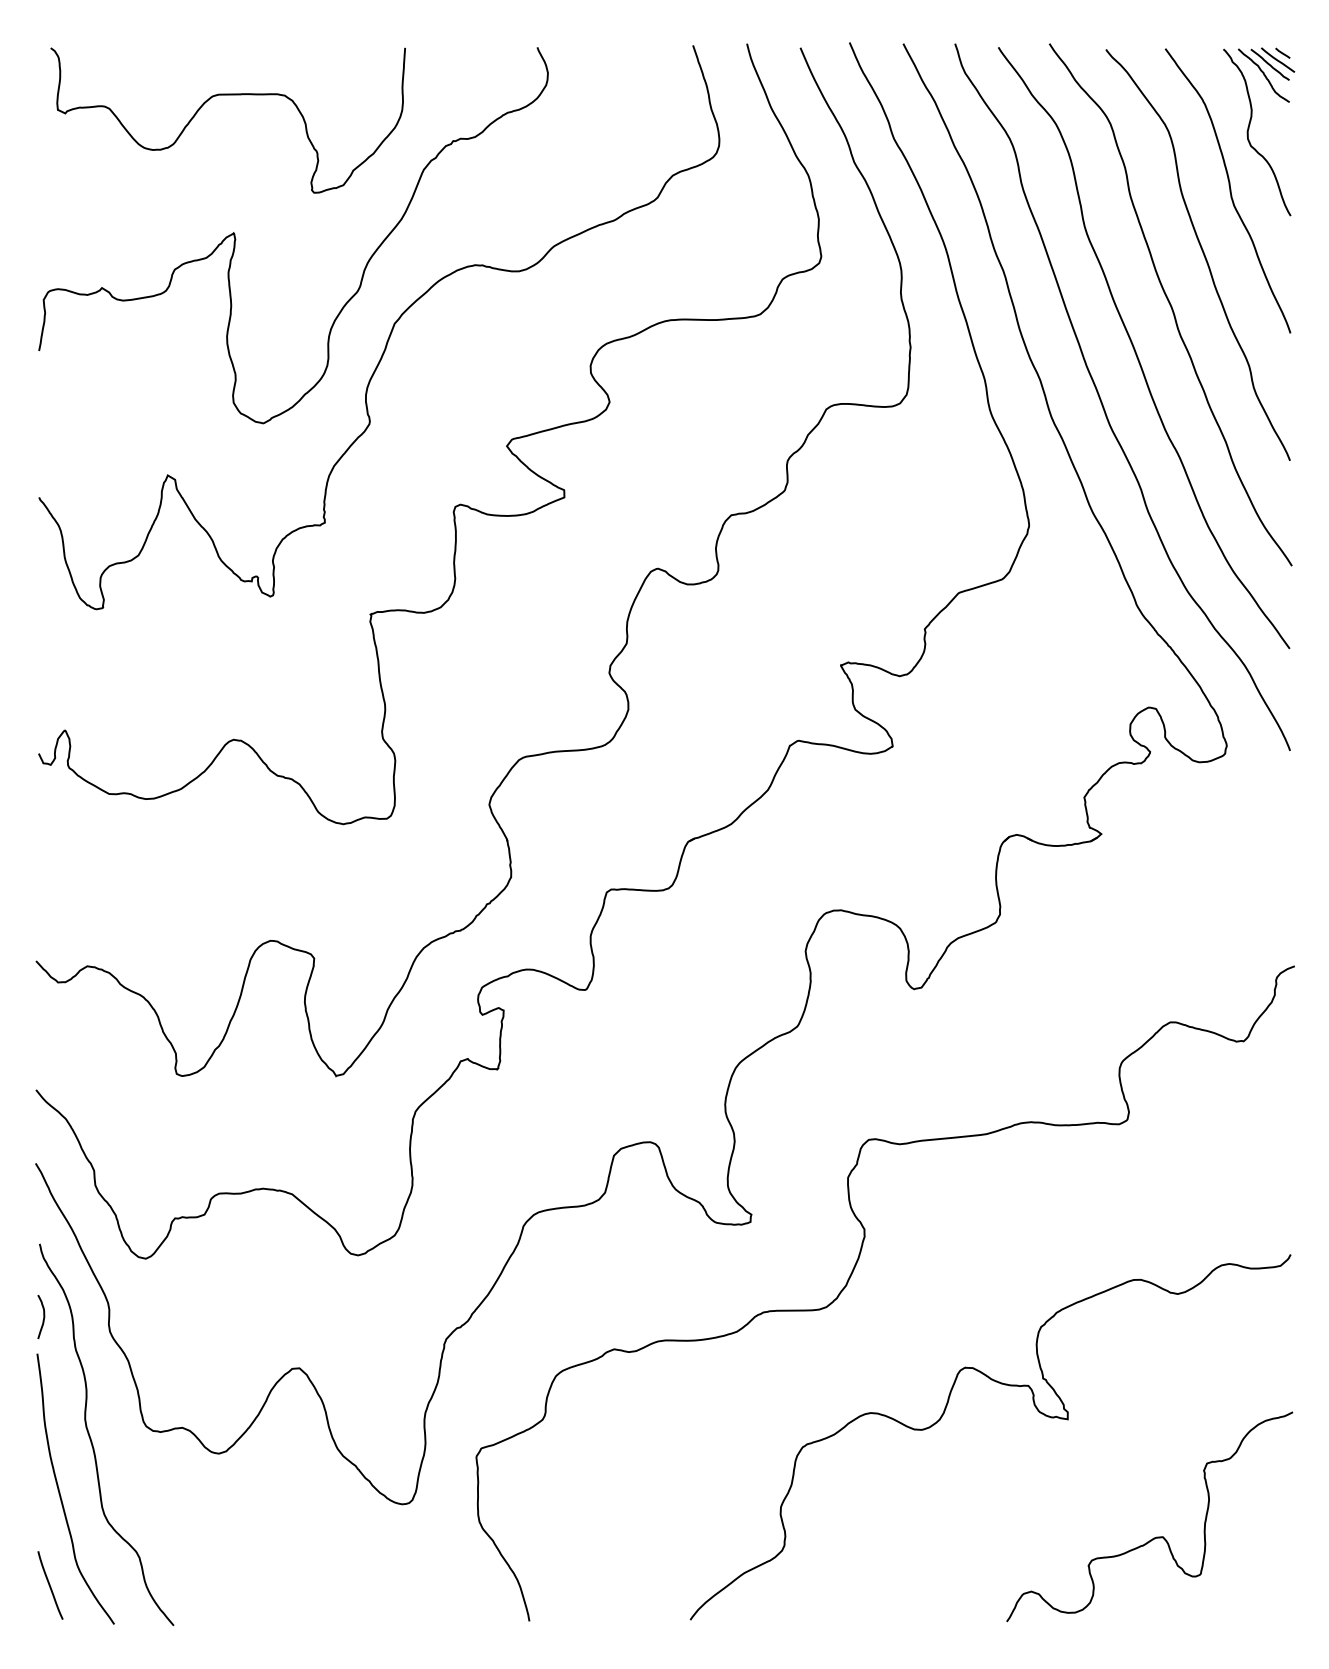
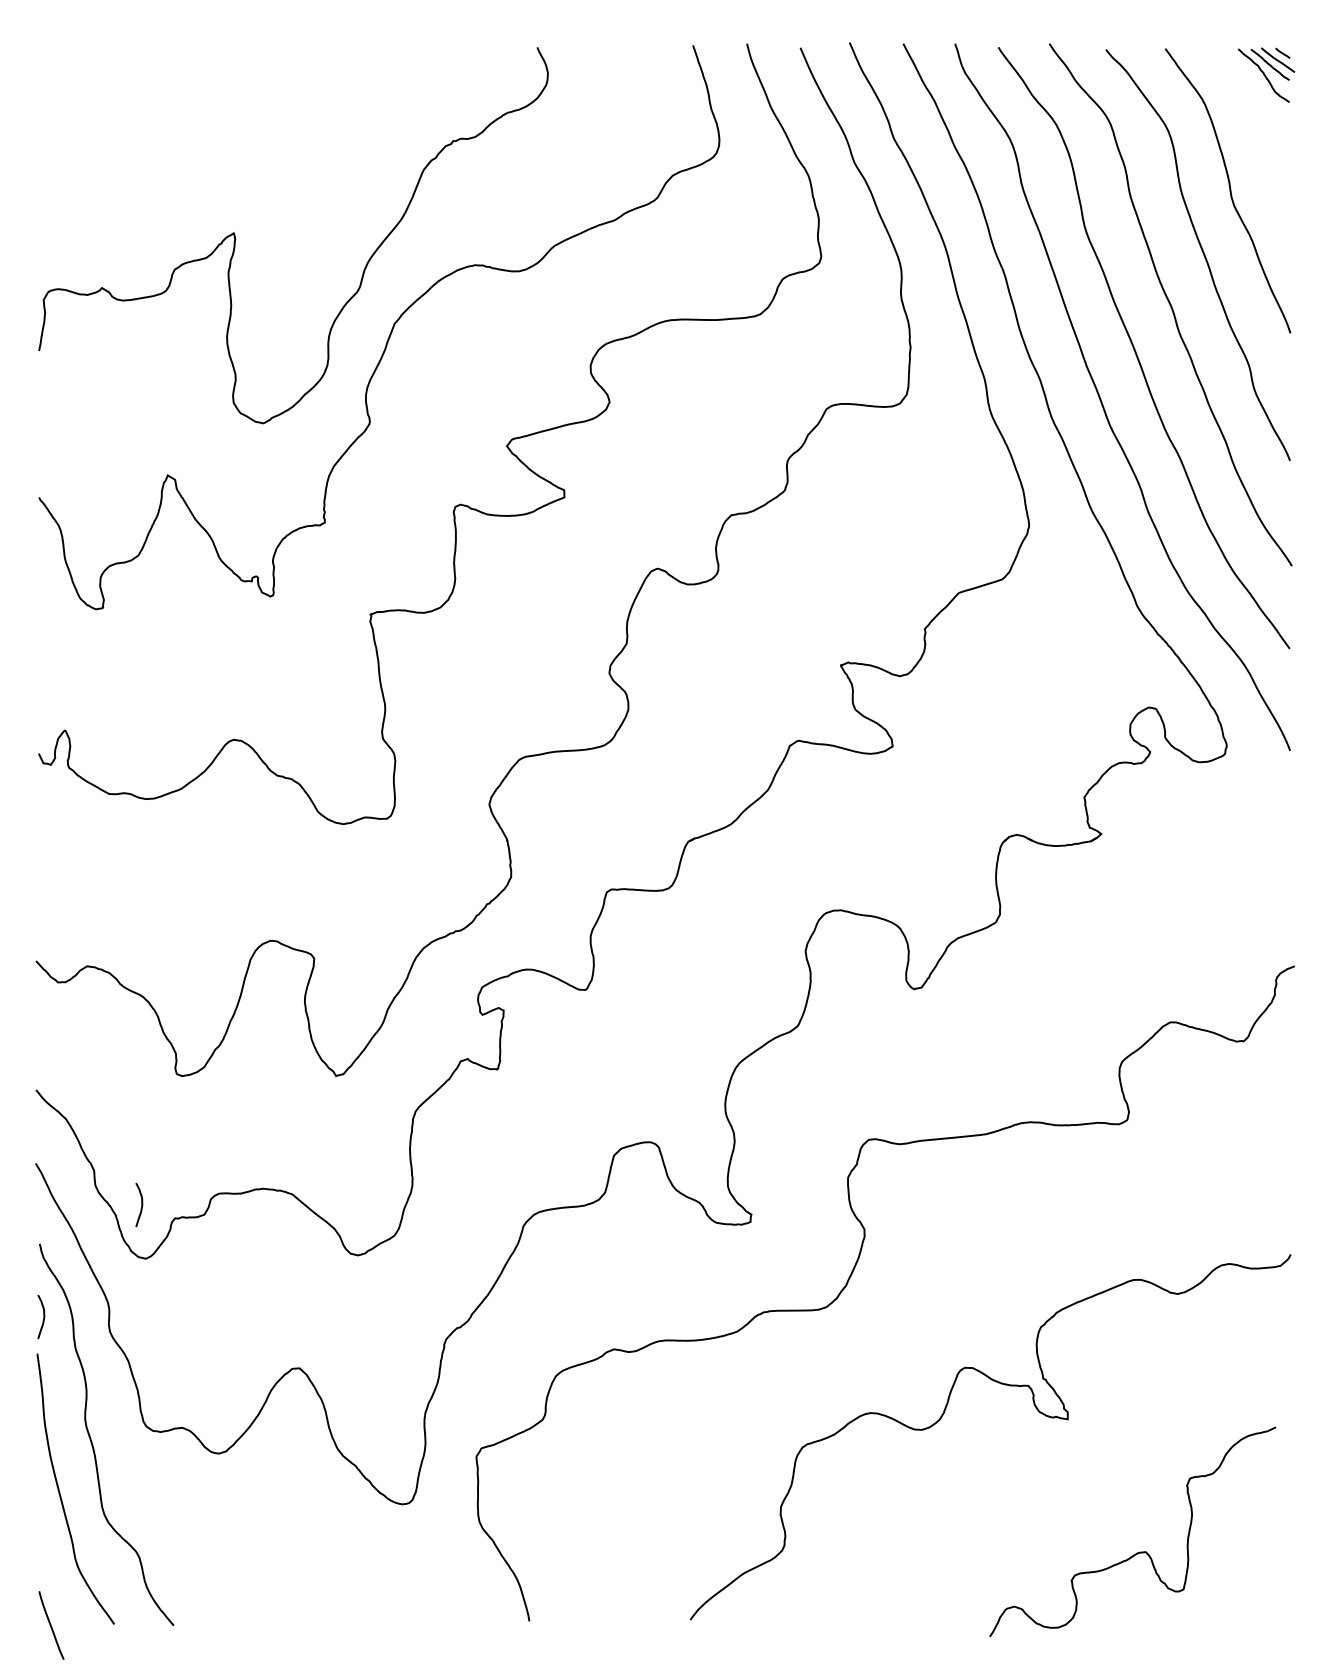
curve: present -> none (227, 95)
curve: present -> none (1249, 129)
curve: none -> present (141, 1205)
curve position: (1156, 1536) -> (1139, 1551) (1139, 1551)
line position: (50, 1585) -> (51, 1625) (51, 1625)
